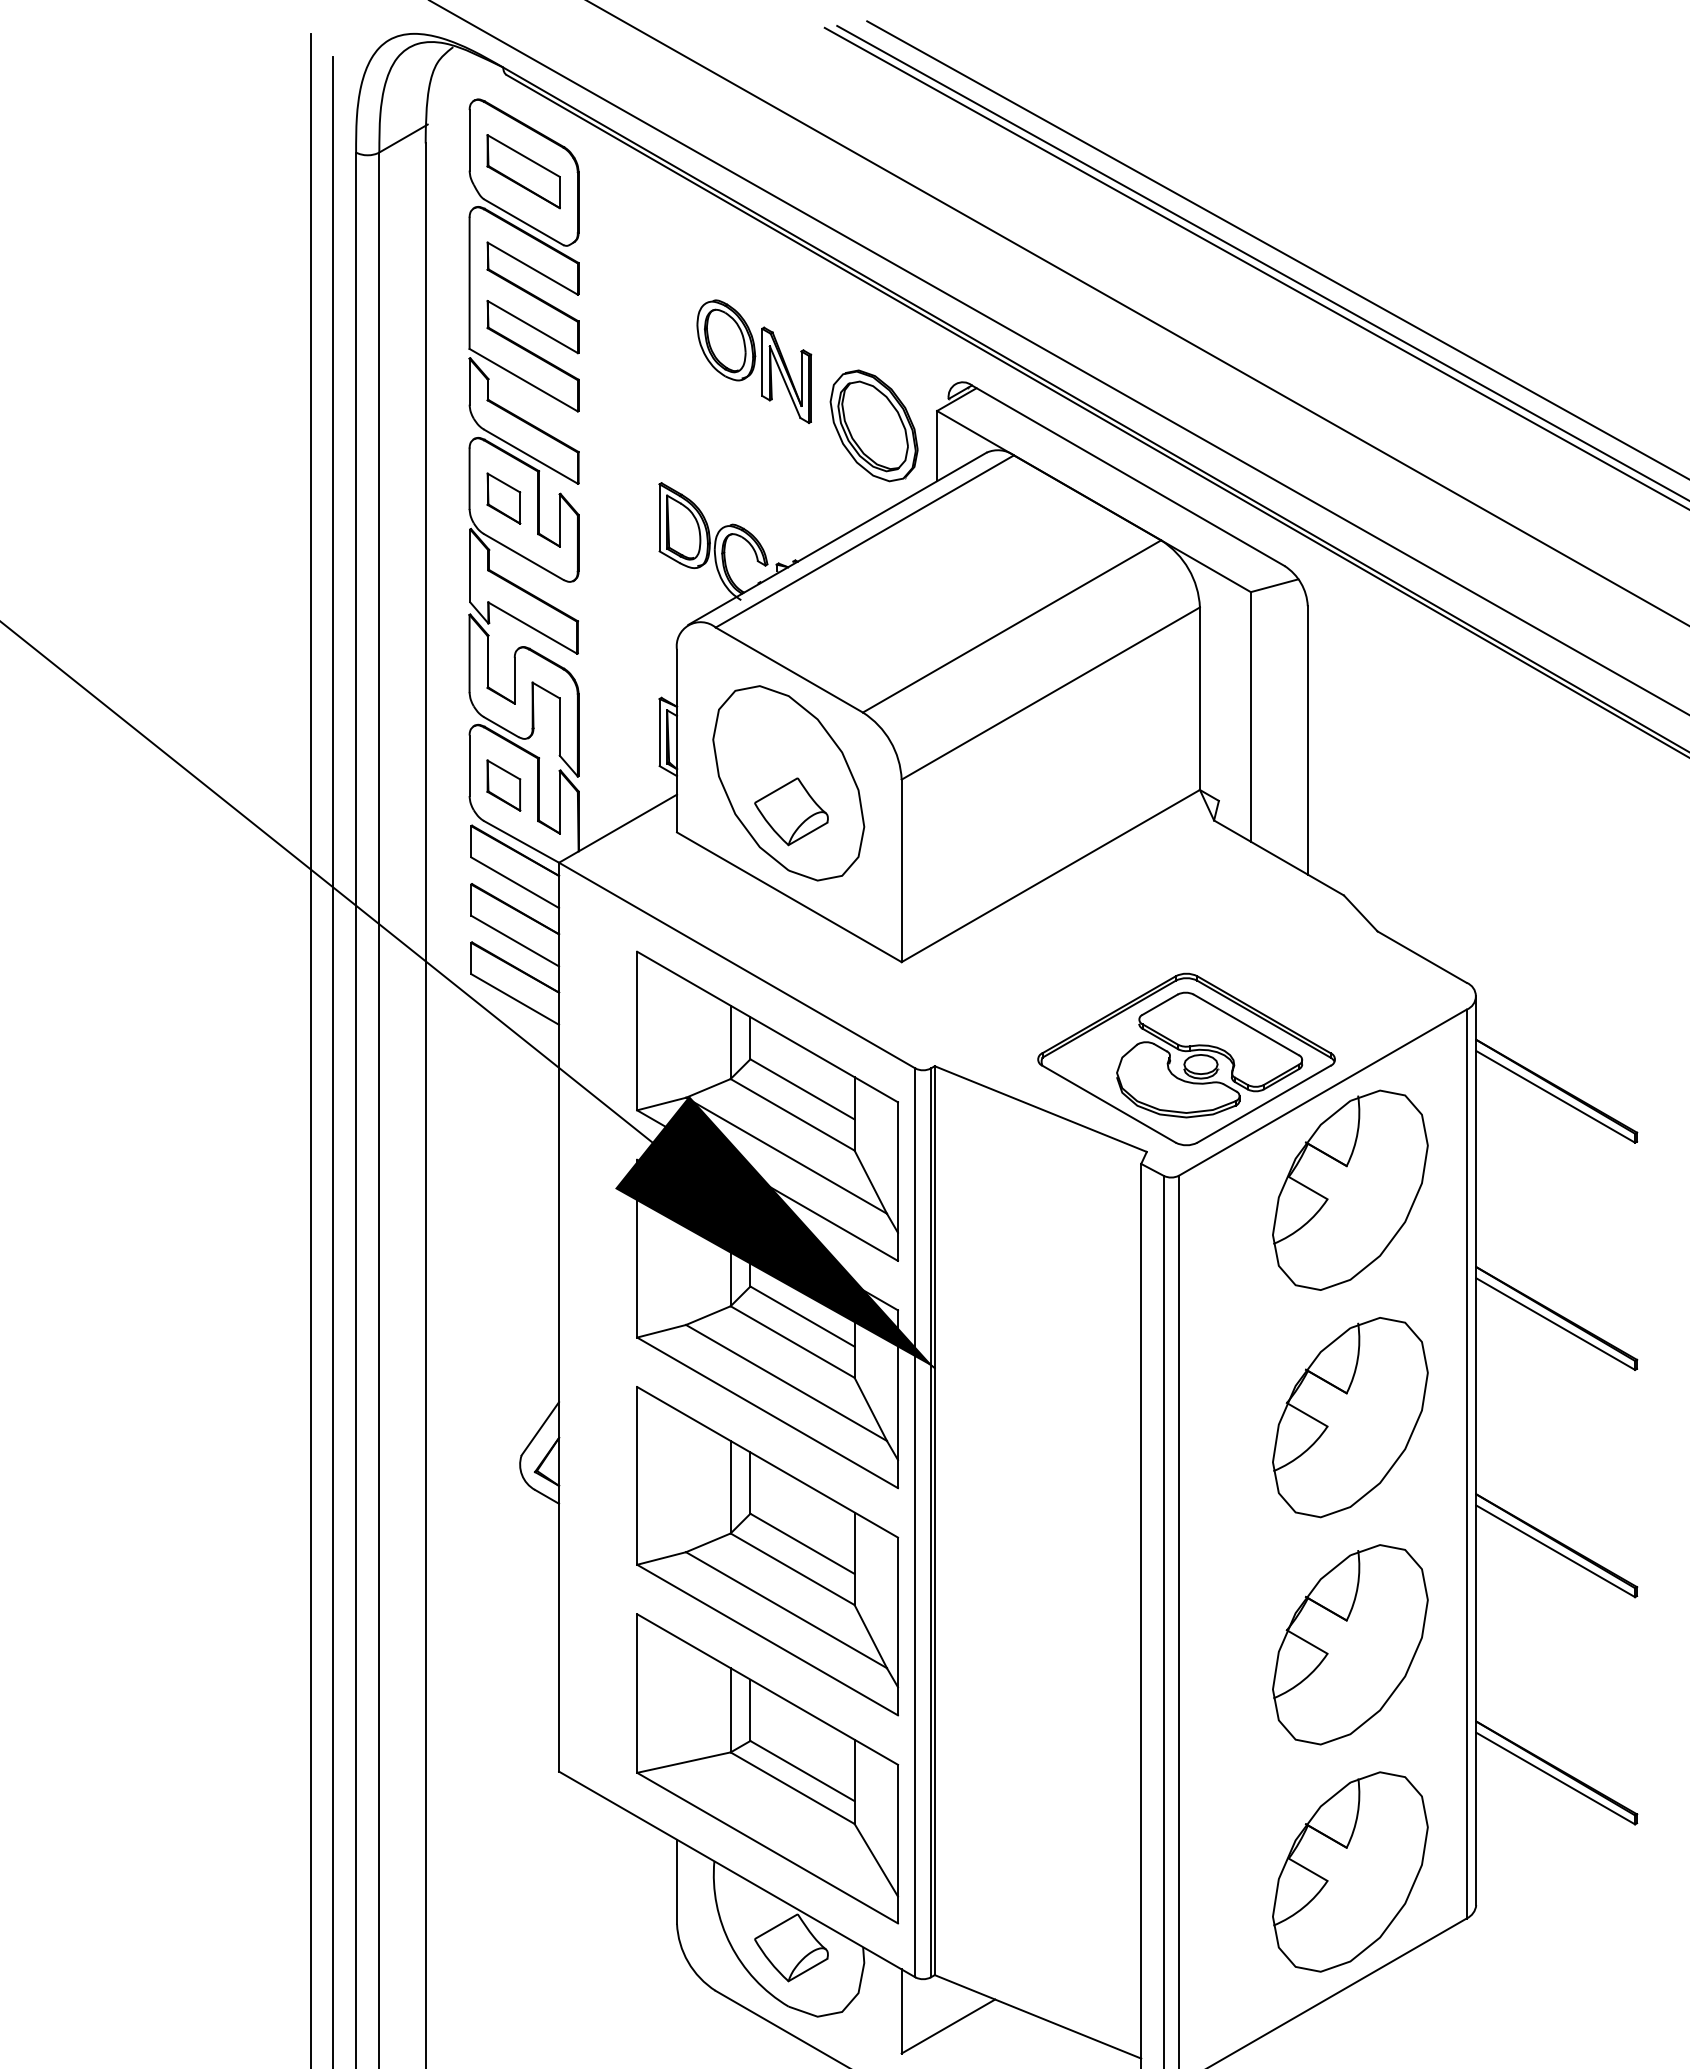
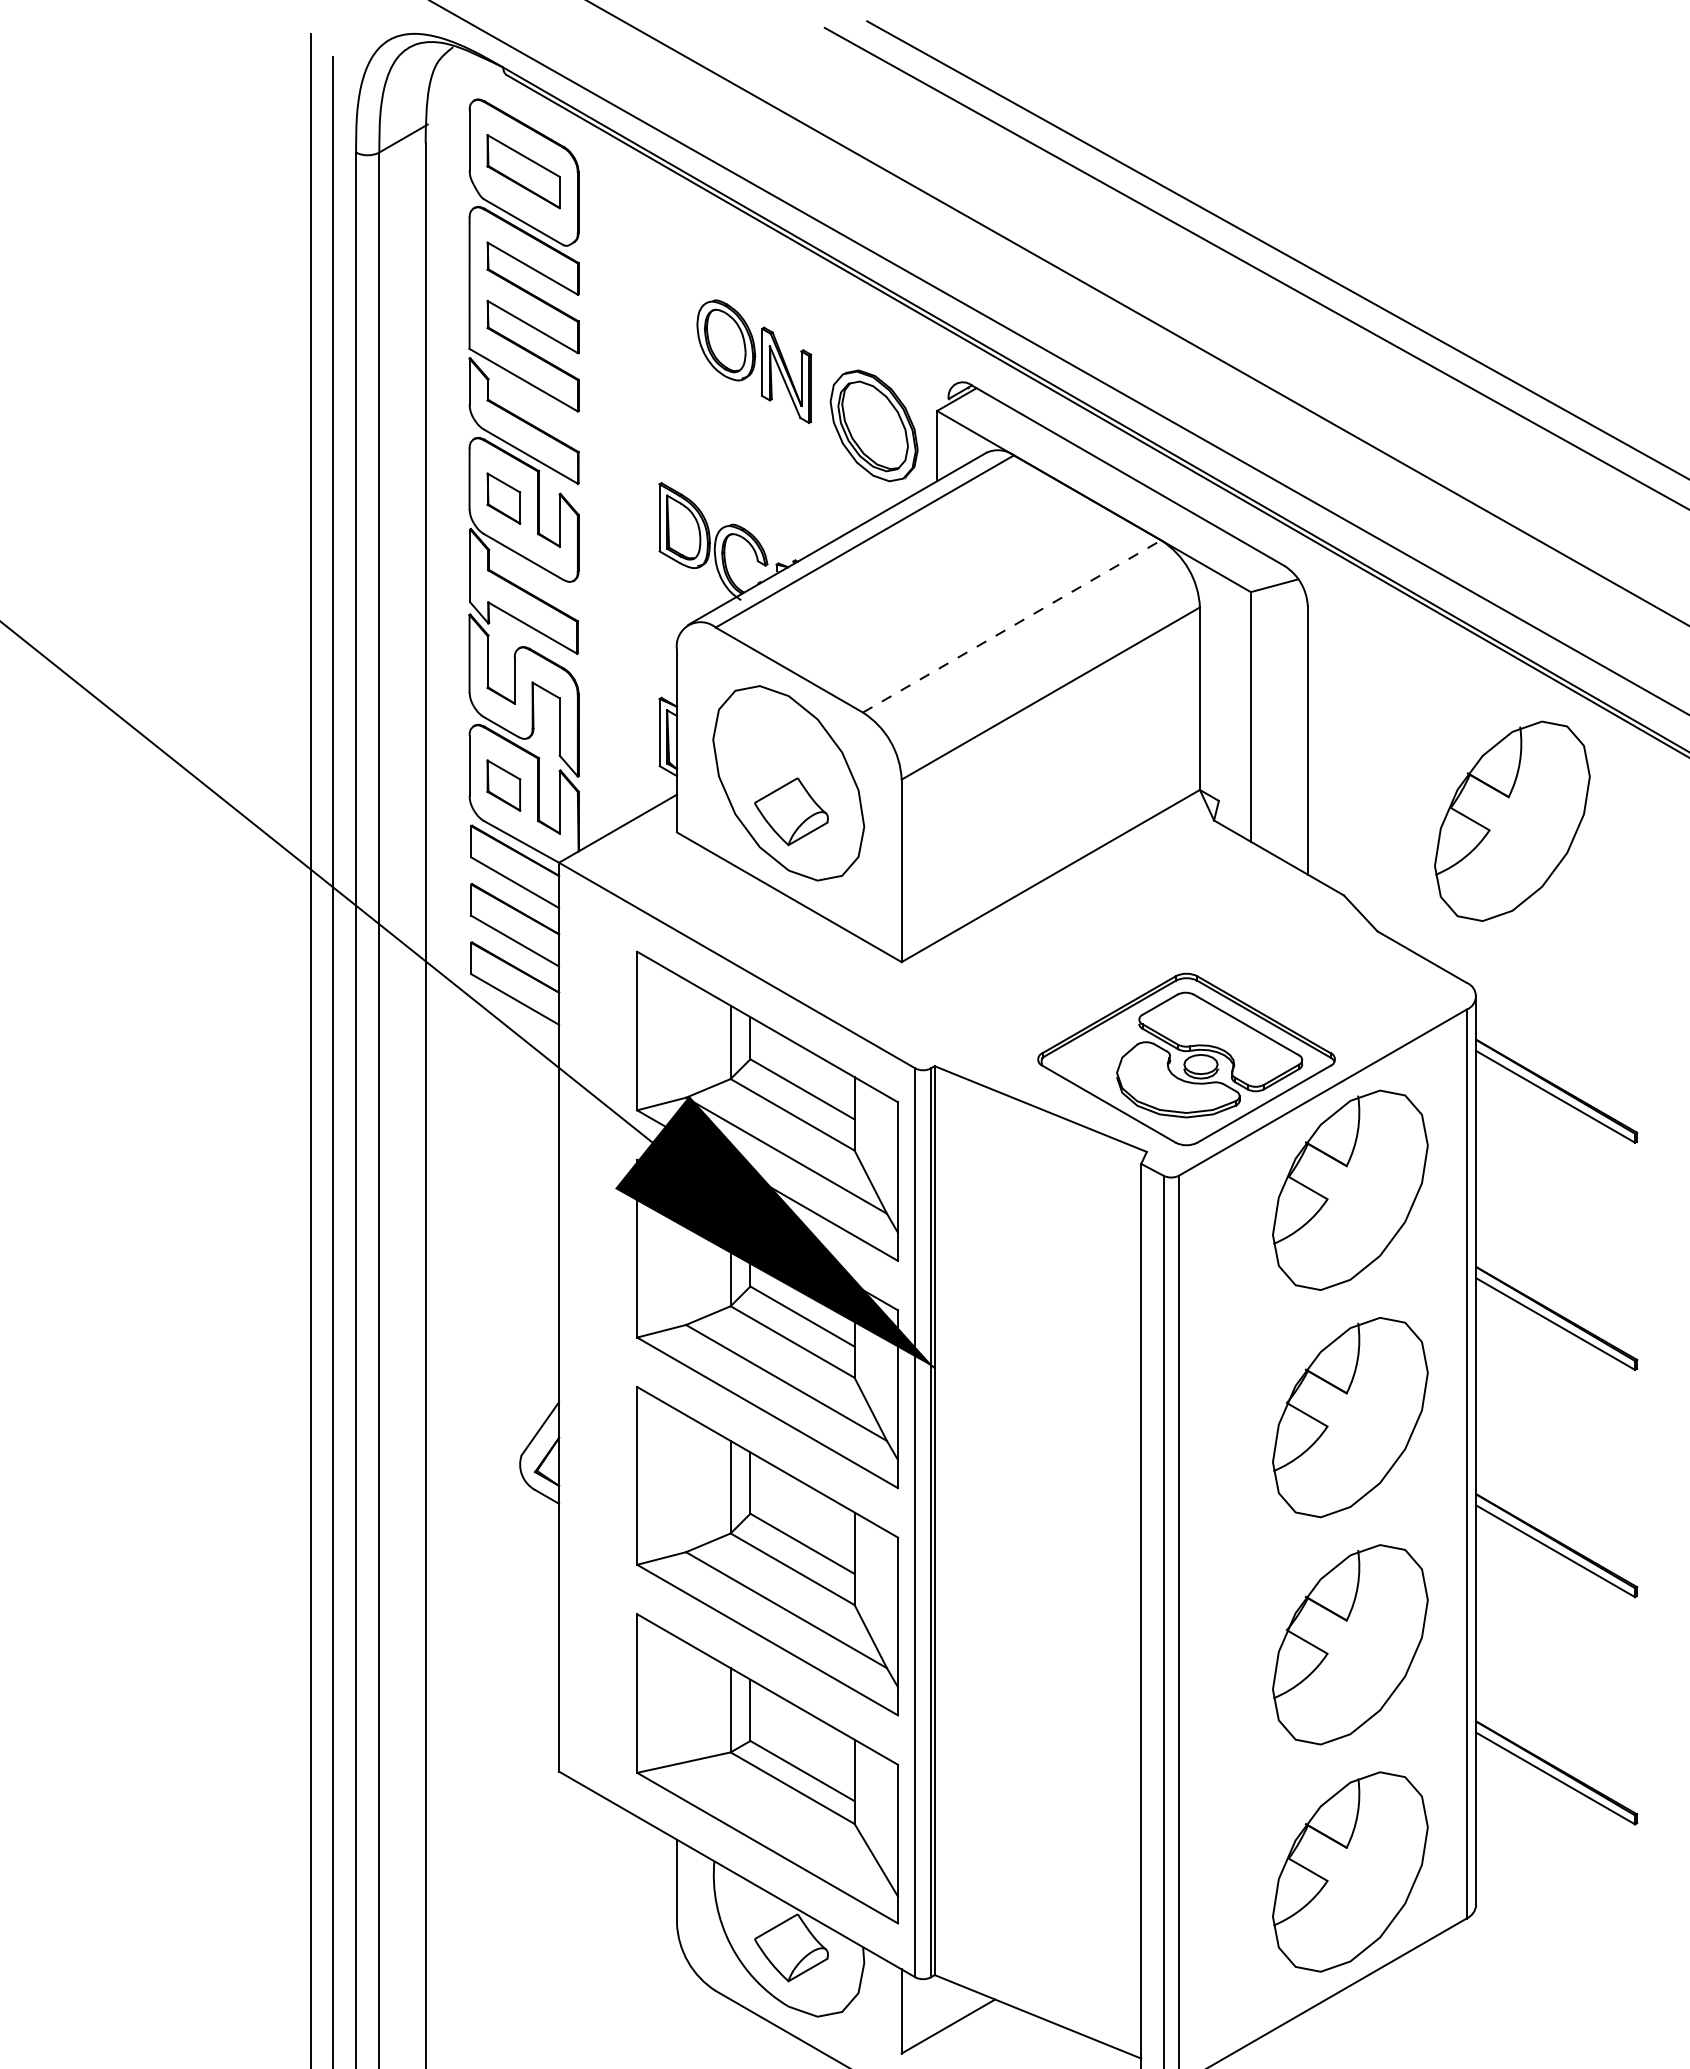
line: present -> none (1261, 262)
line: solid -> dashed (1012, 626)
part: none -> present (1512, 820)
